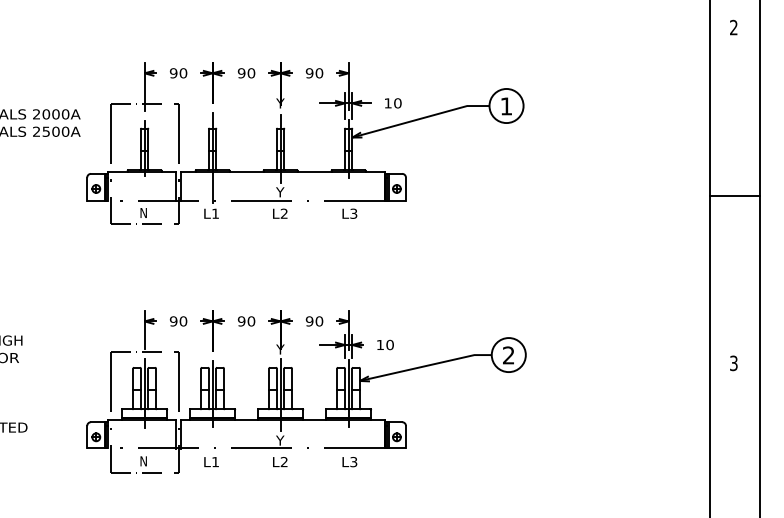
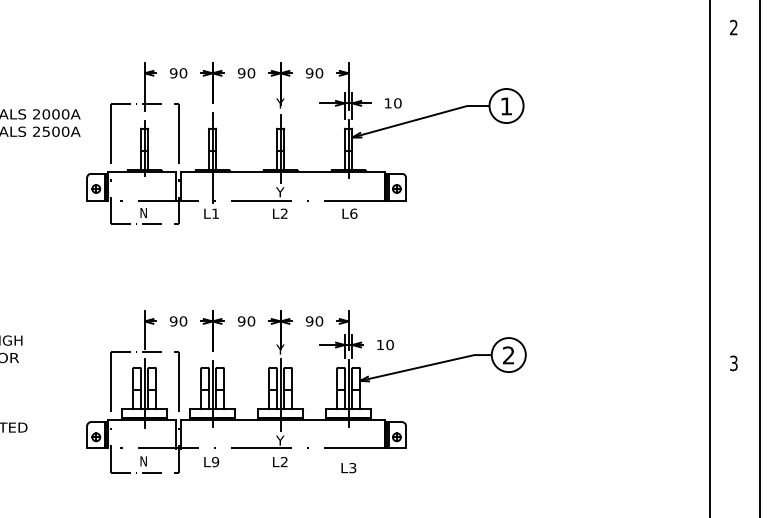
line: present -> none (735, 195)
text: L3 -> L6 (353, 213)
text: L1 -> L9 (215, 462)
text position: (349, 462) -> (348, 468) (348, 468)
